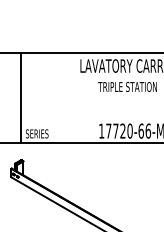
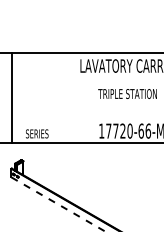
text position: (127, 86) -> (127, 93) (127, 93)
line position: (20, 98) -> (11, 98) (11, 98)
line: solid -> dashed (58, 204)
